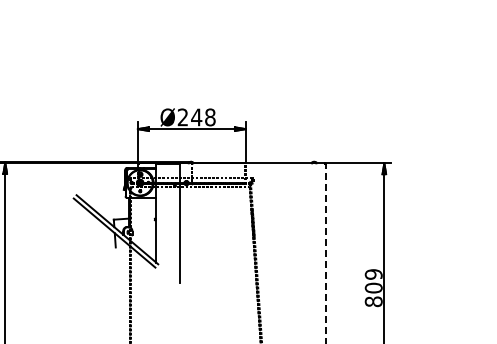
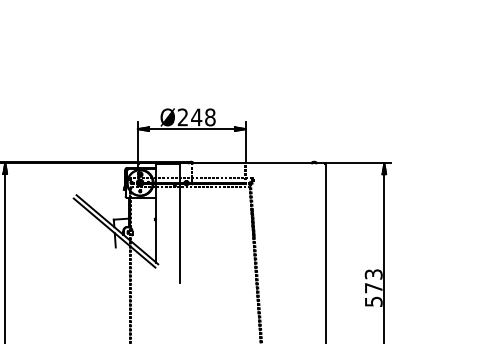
line: dashed -> solid (325, 253)
text: 809 -> 573 (373, 288)
